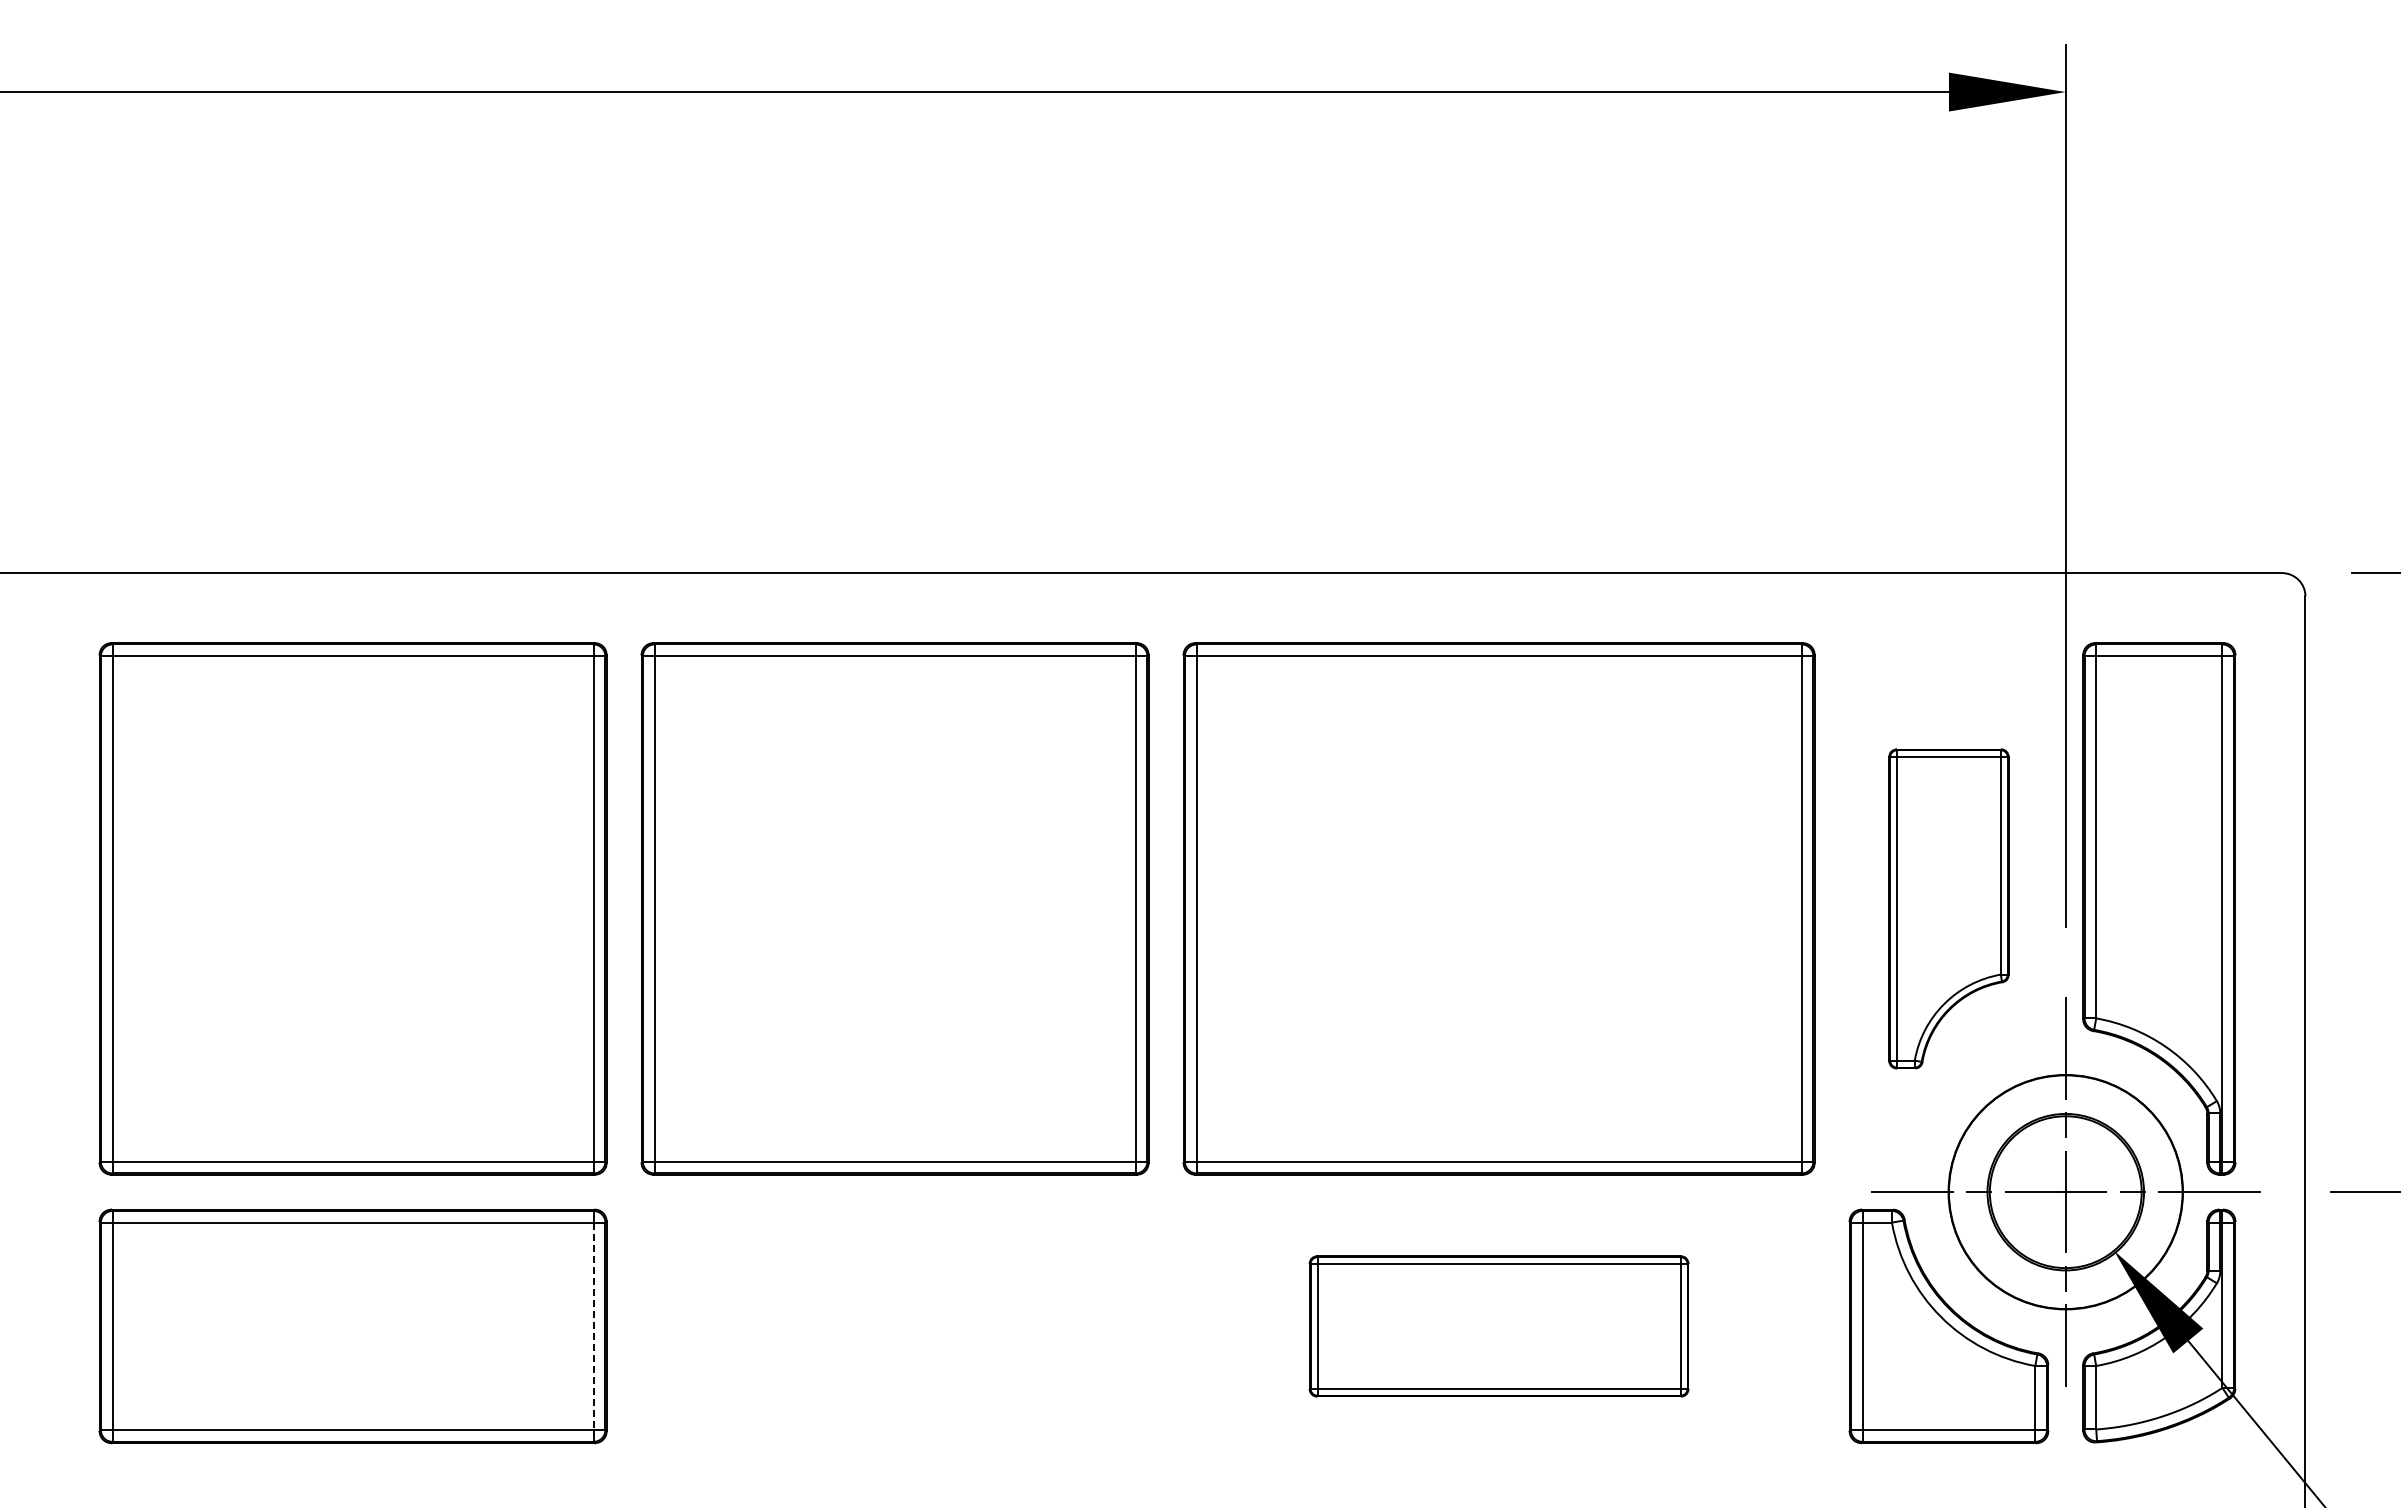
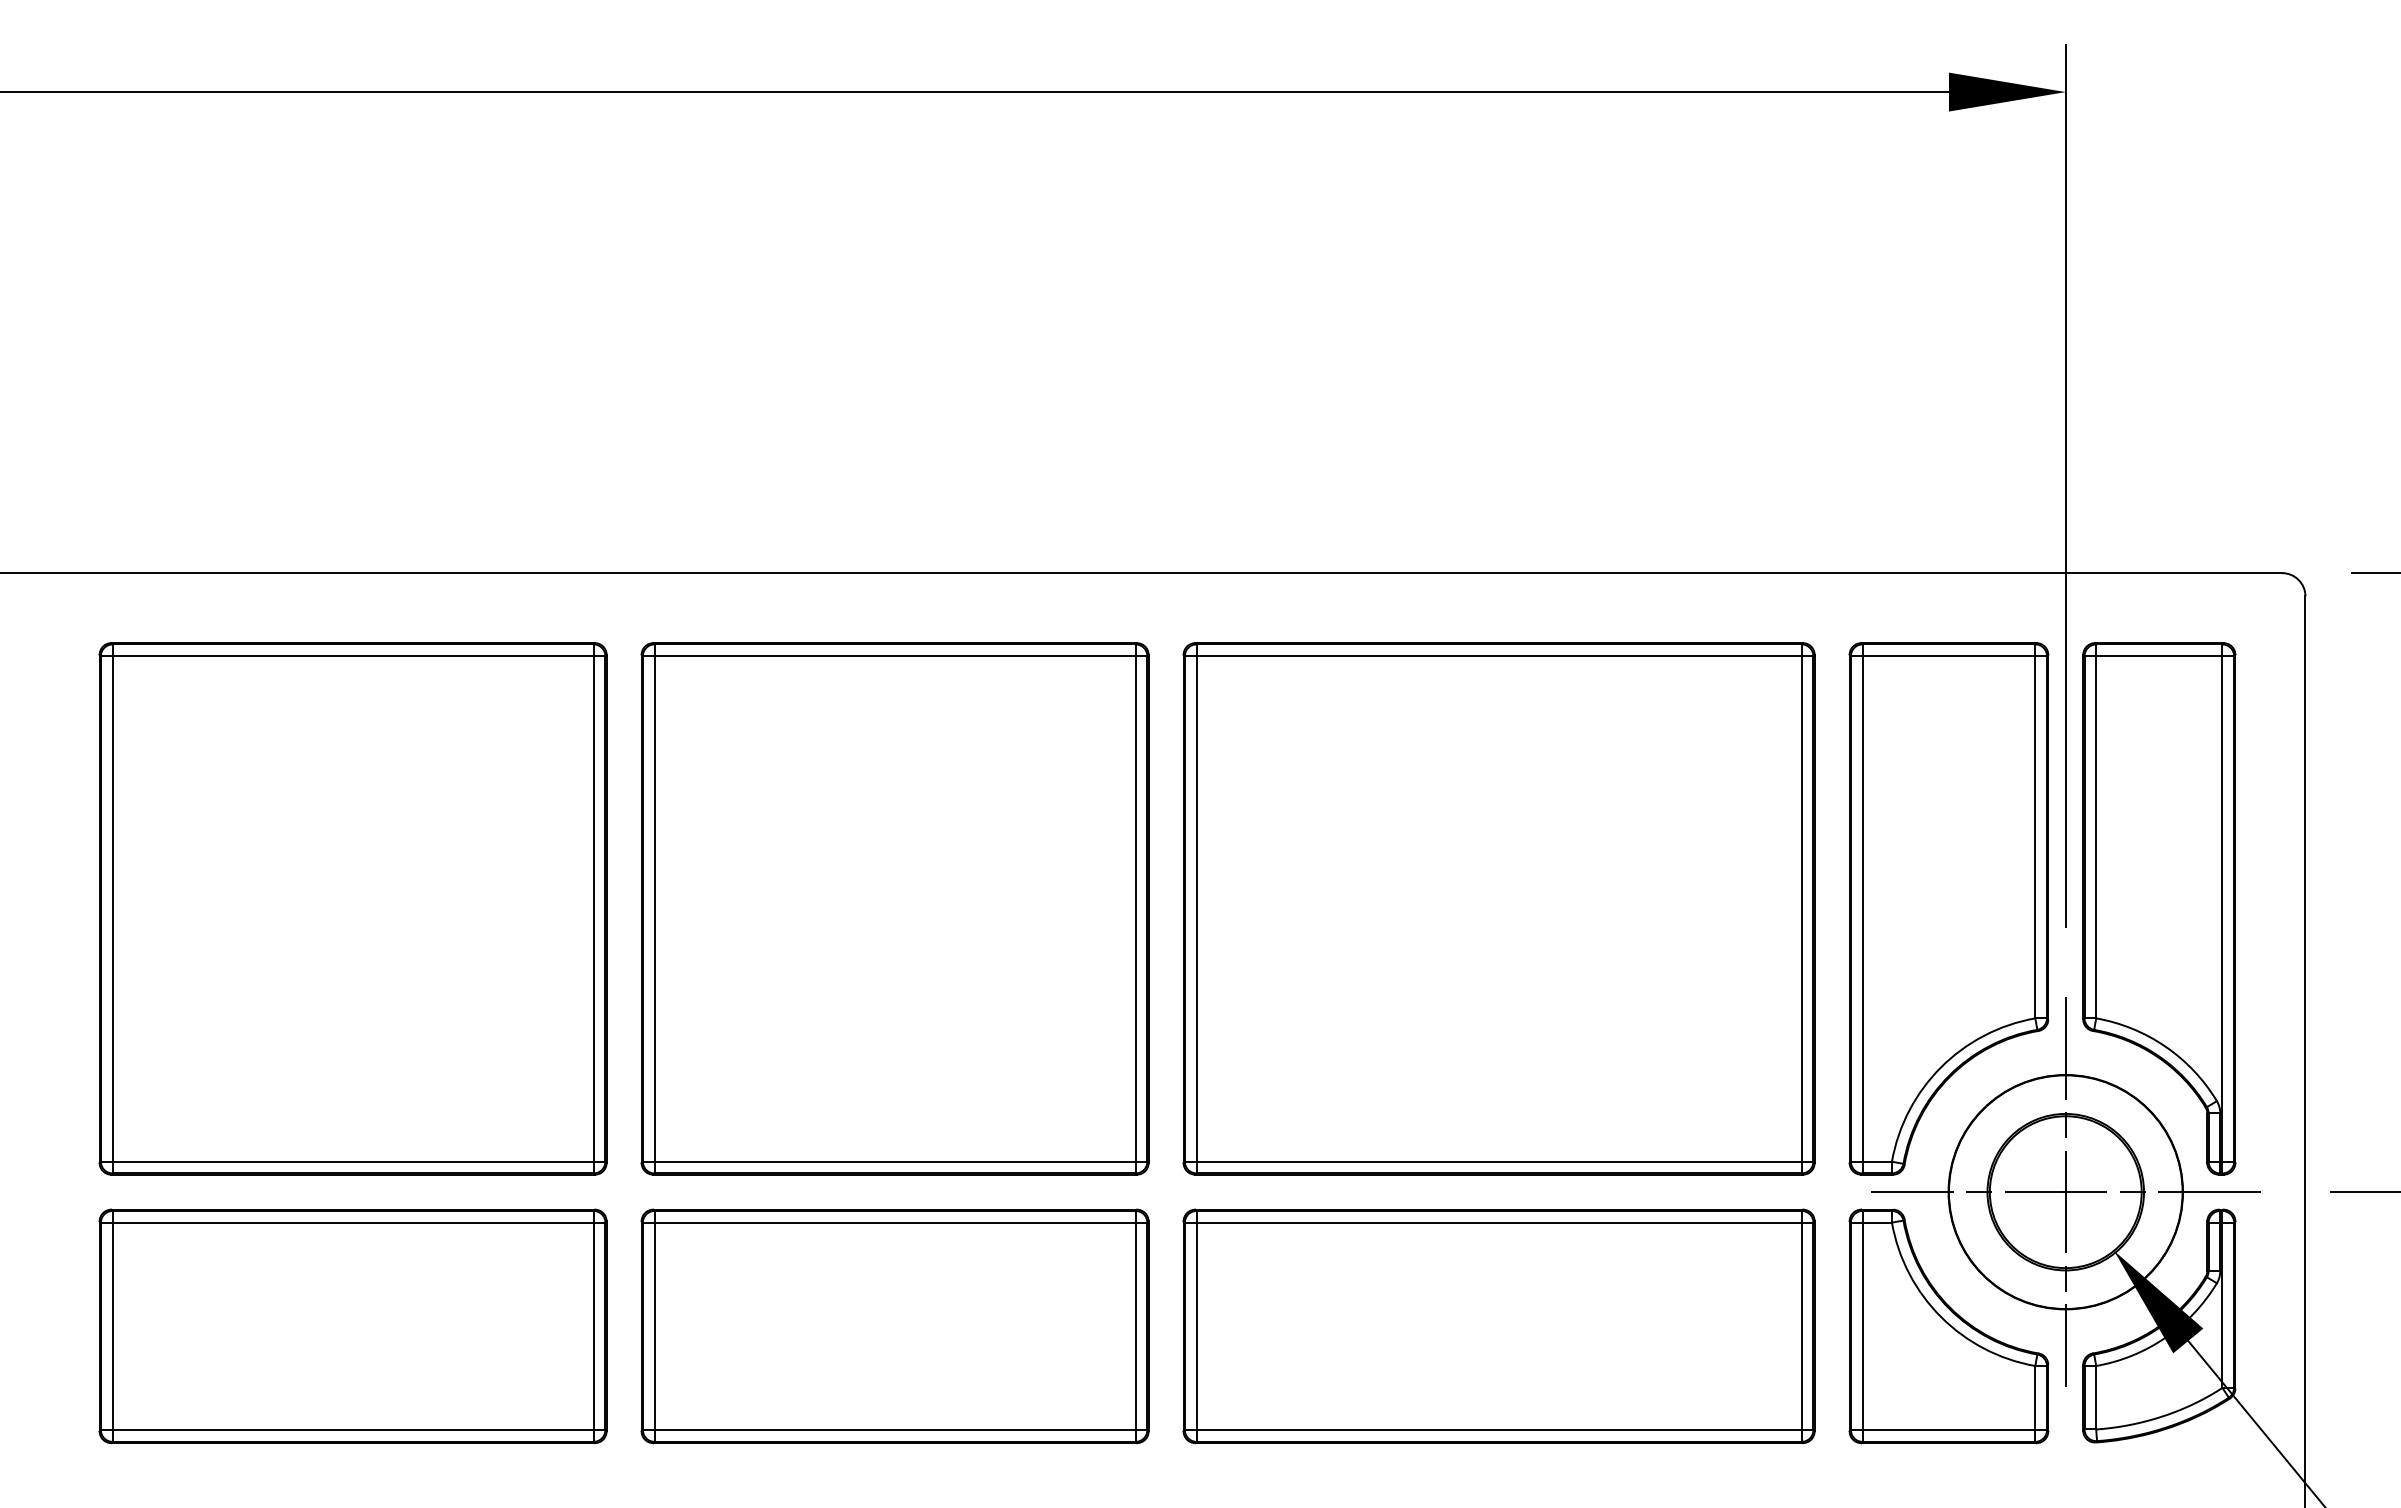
part size: 122x322 px -> 202x534 px (1948, 908)
line: dashed -> solid (593, 1326)
part: none -> present (894, 1326)
part size: 382x143 px -> 634x237 px (1498, 1326)
